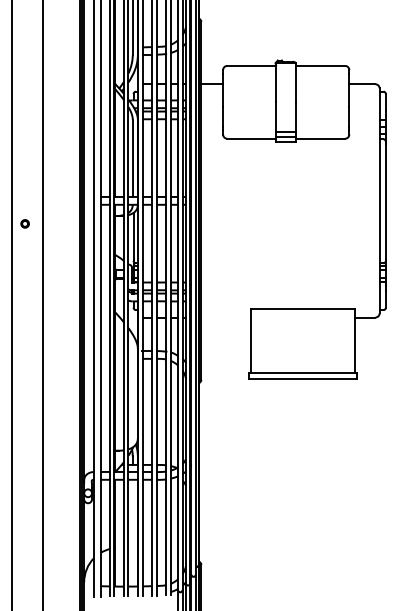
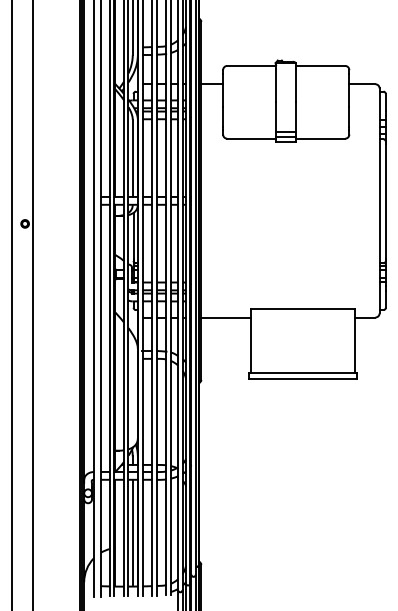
line position: (42, 304) -> (32, 304) (32, 304)
line: none -> present (225, 317)
line: none -> present (132, 532)
